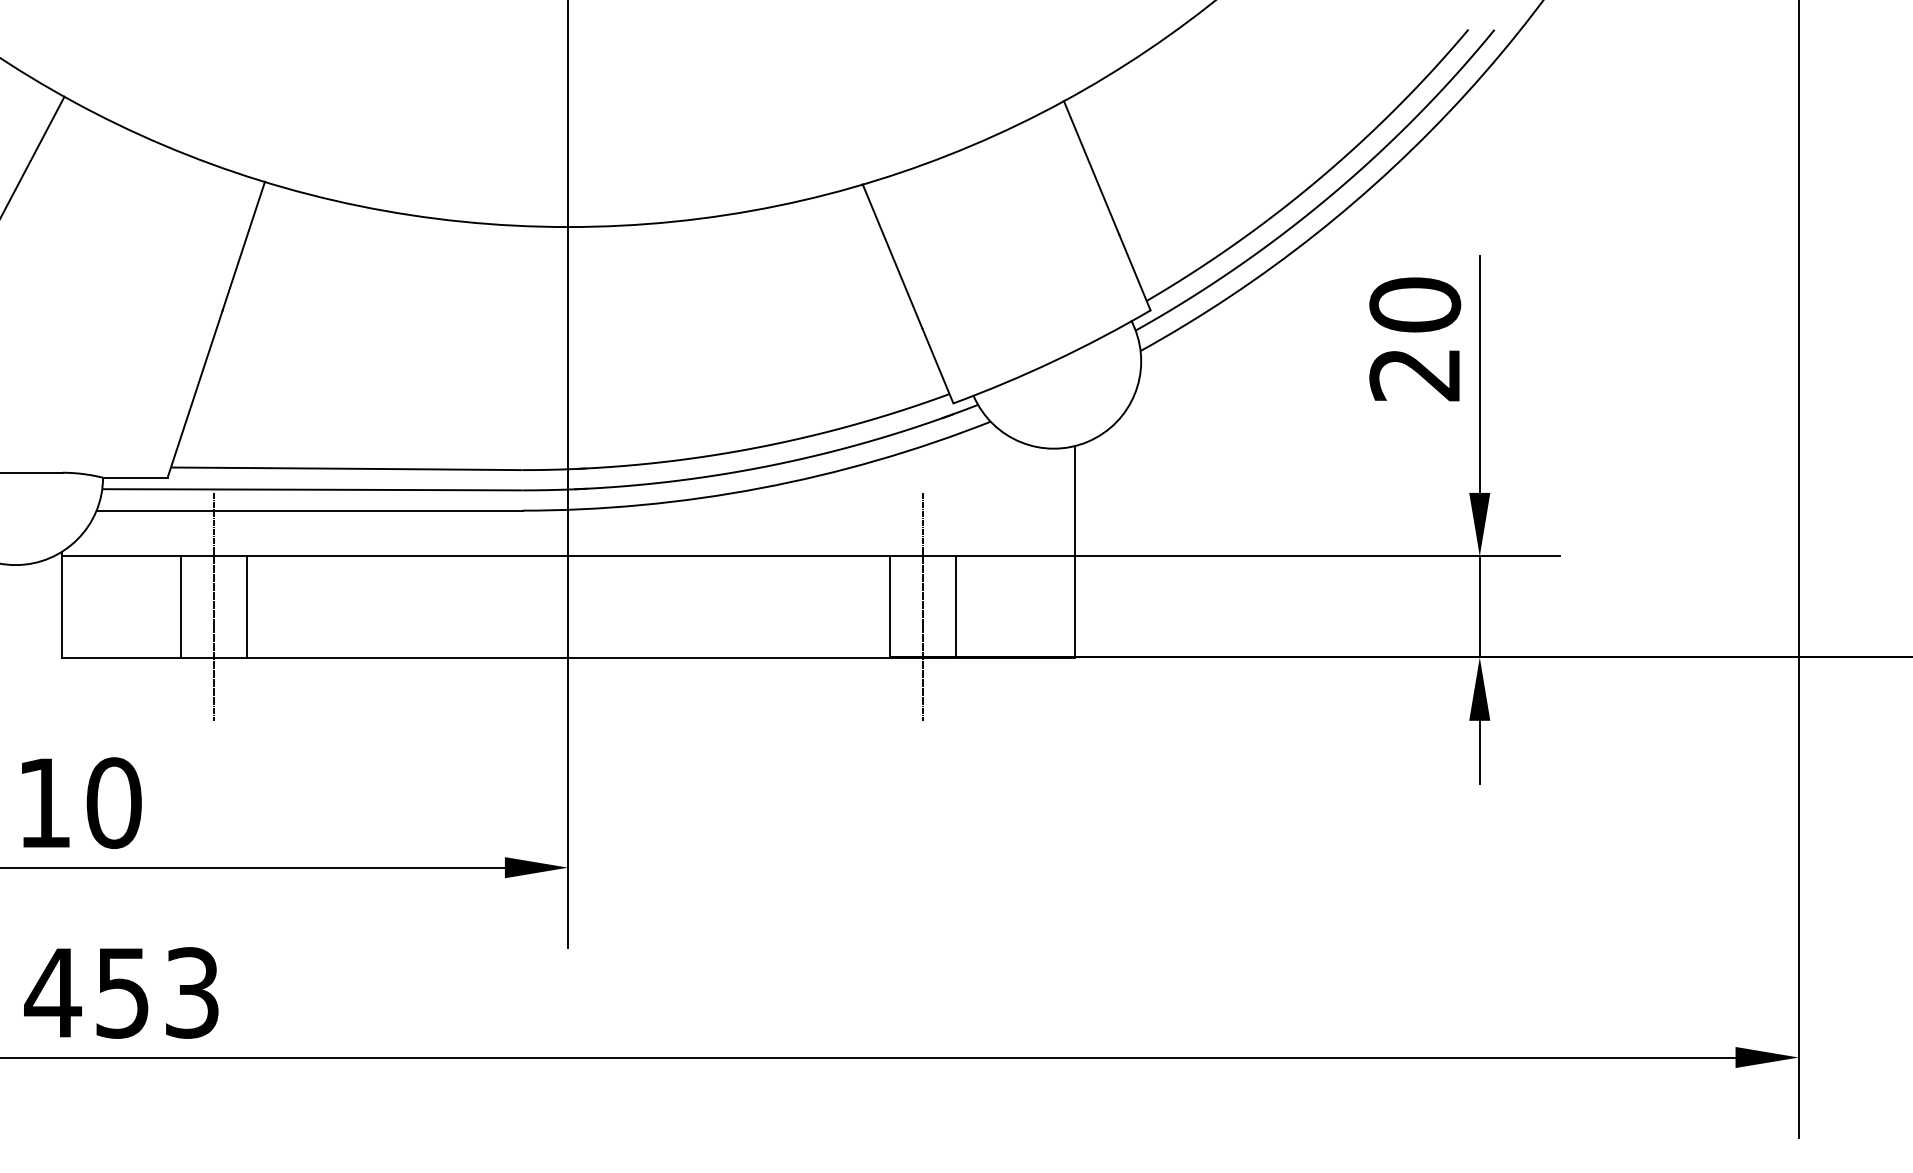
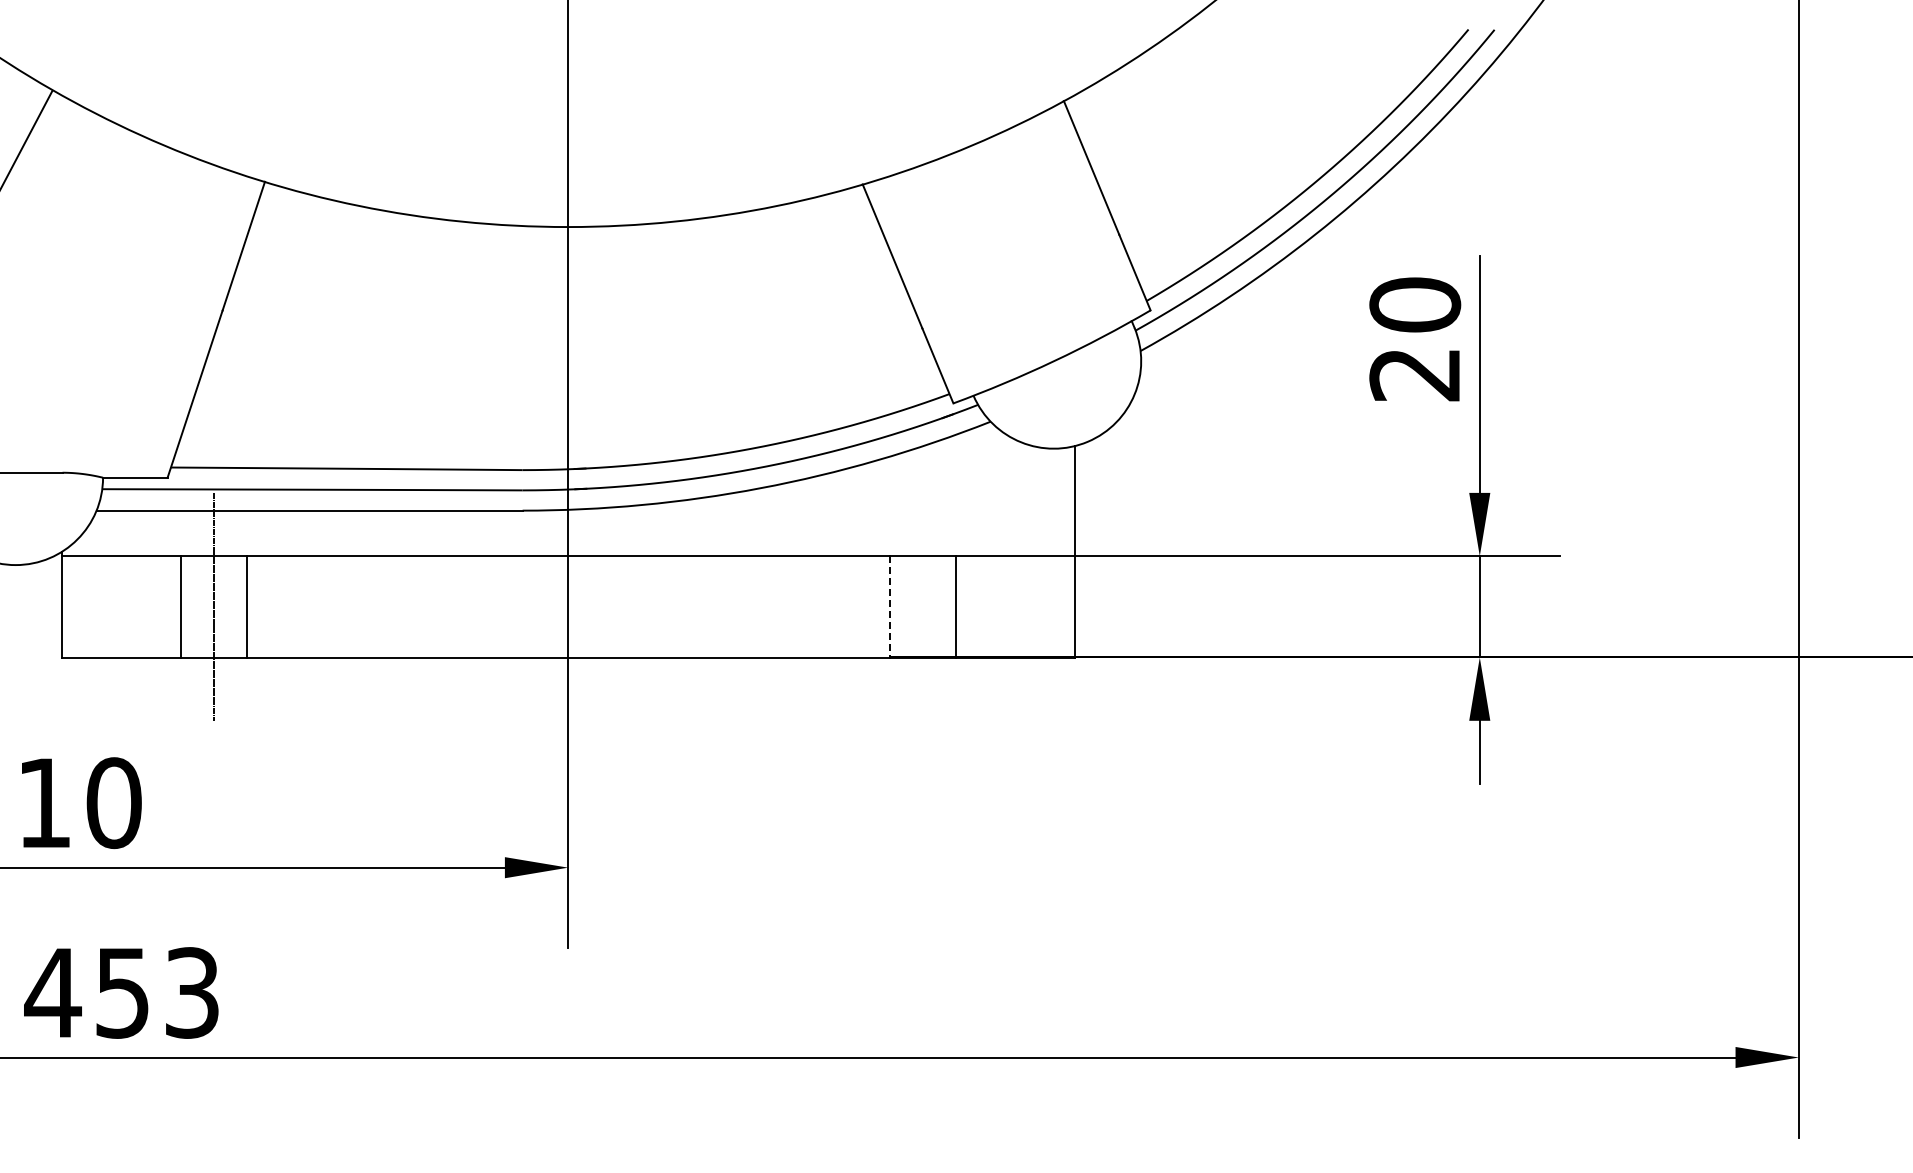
line position: (33, 155) -> (27, 138) (27, 138)
line: solid -> dashed (889, 606)
line: present -> none (922, 606)
